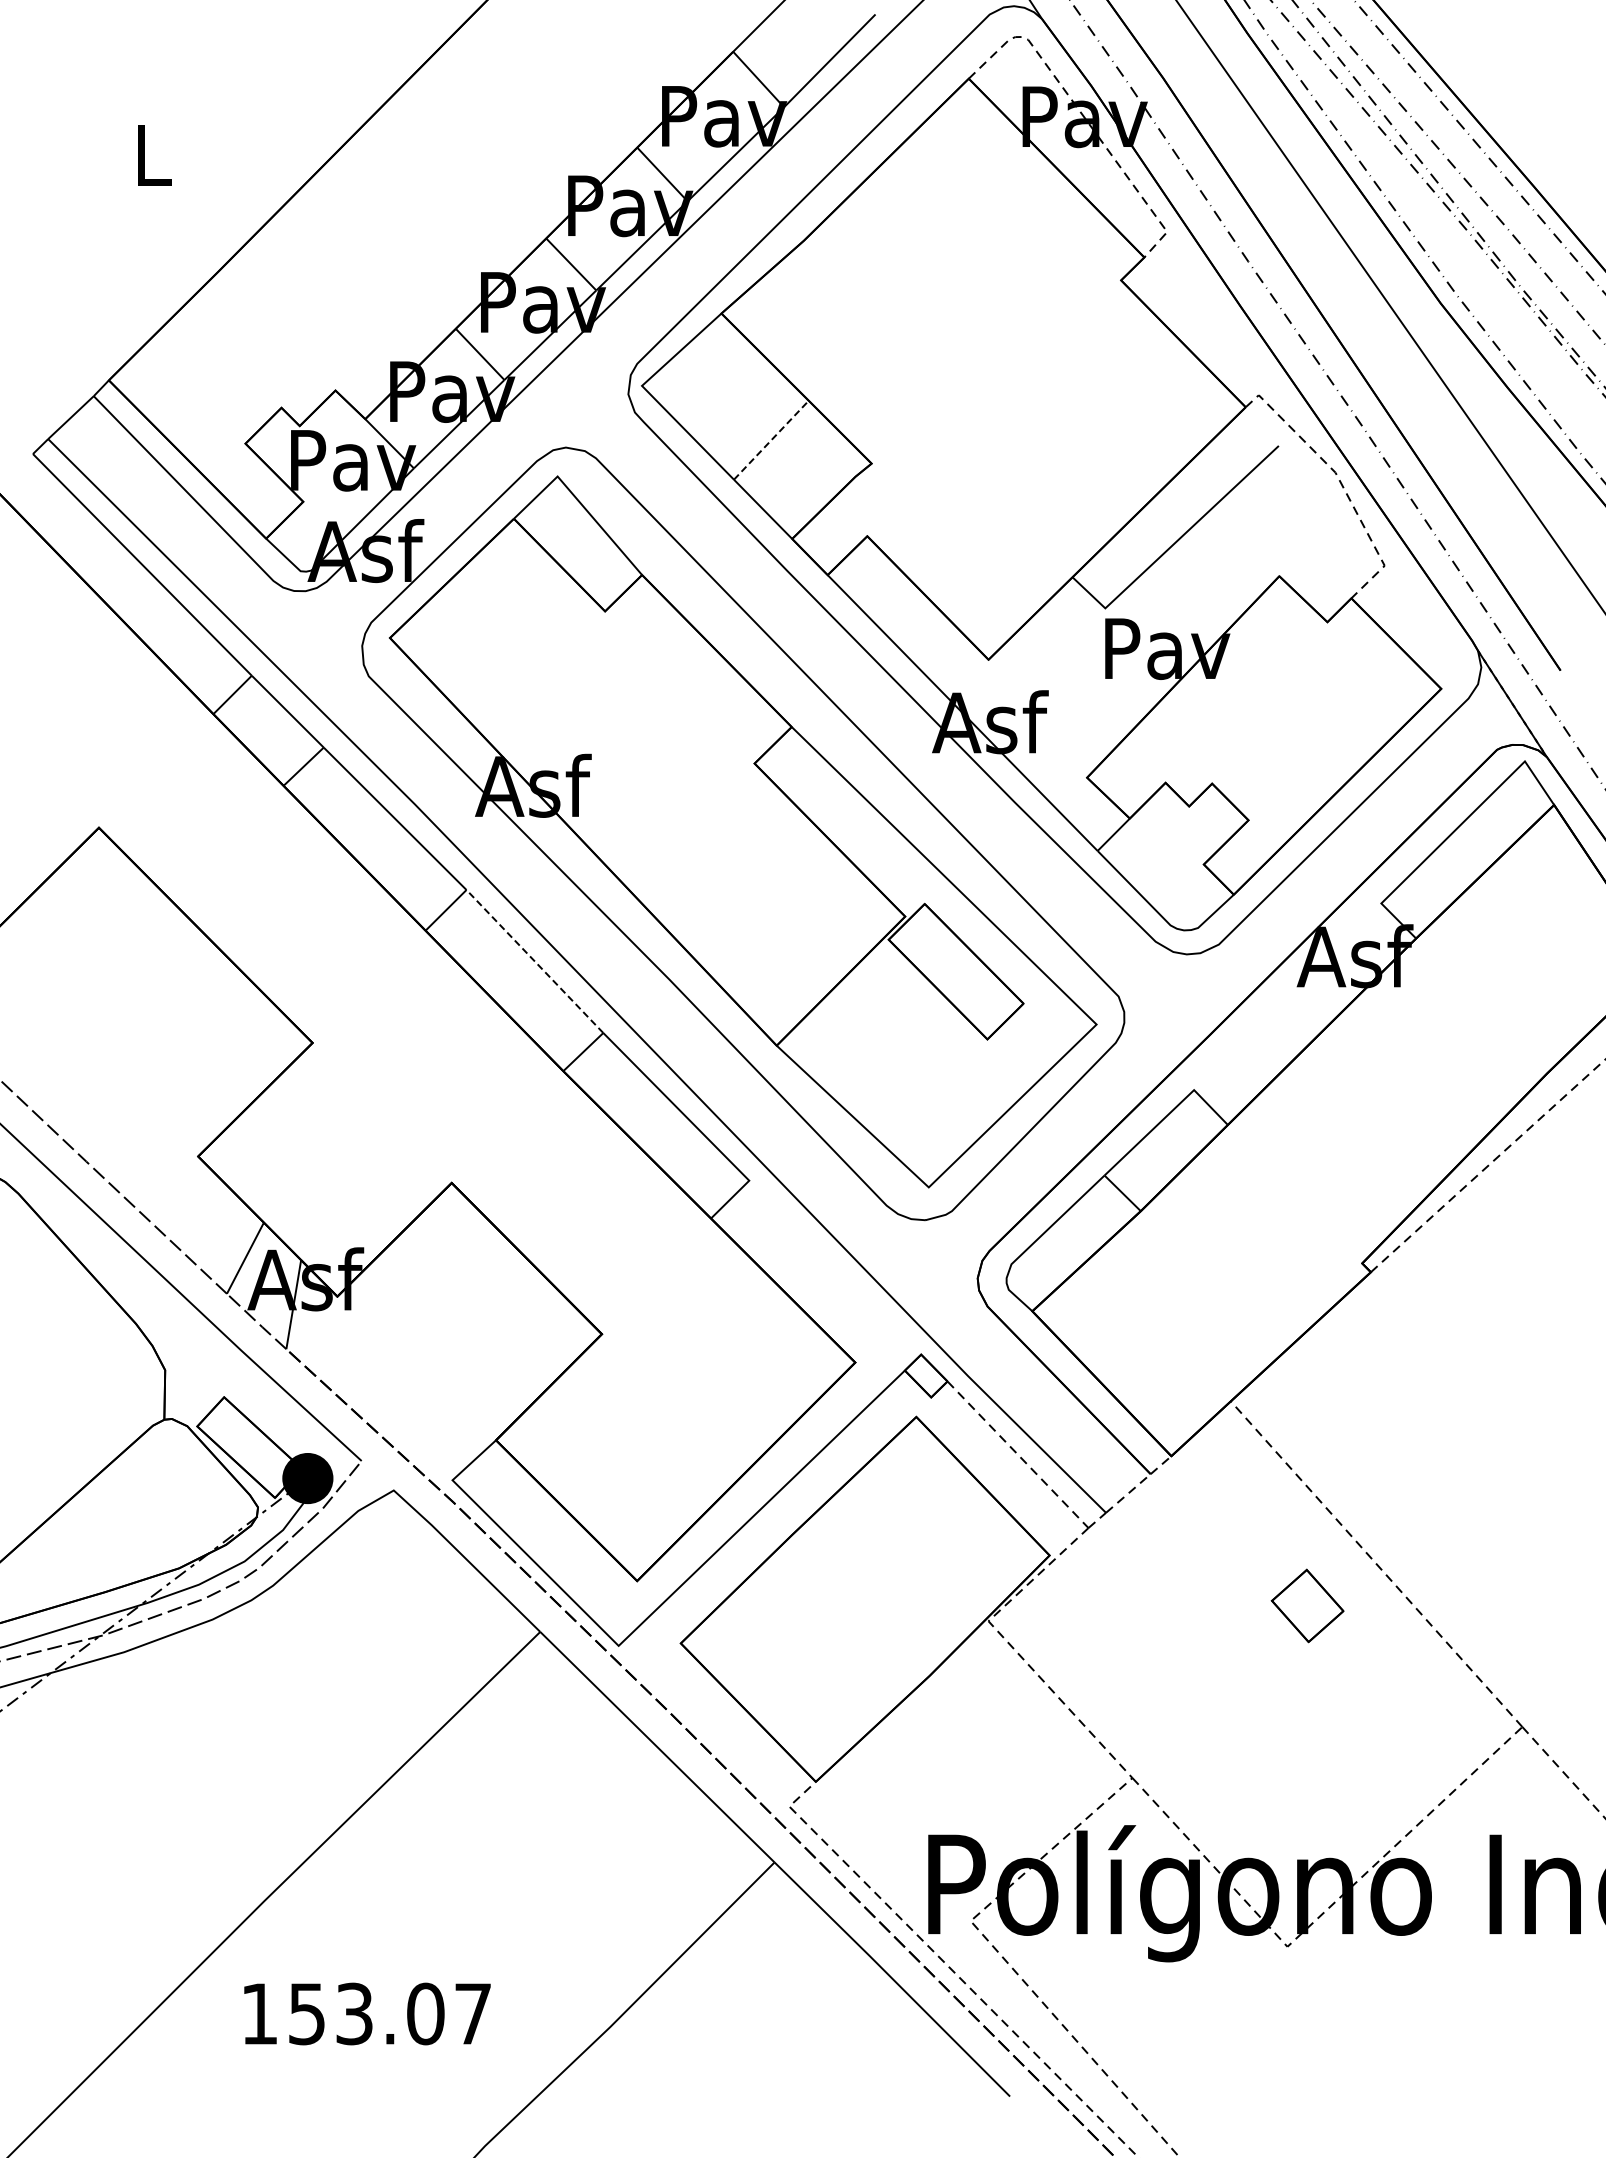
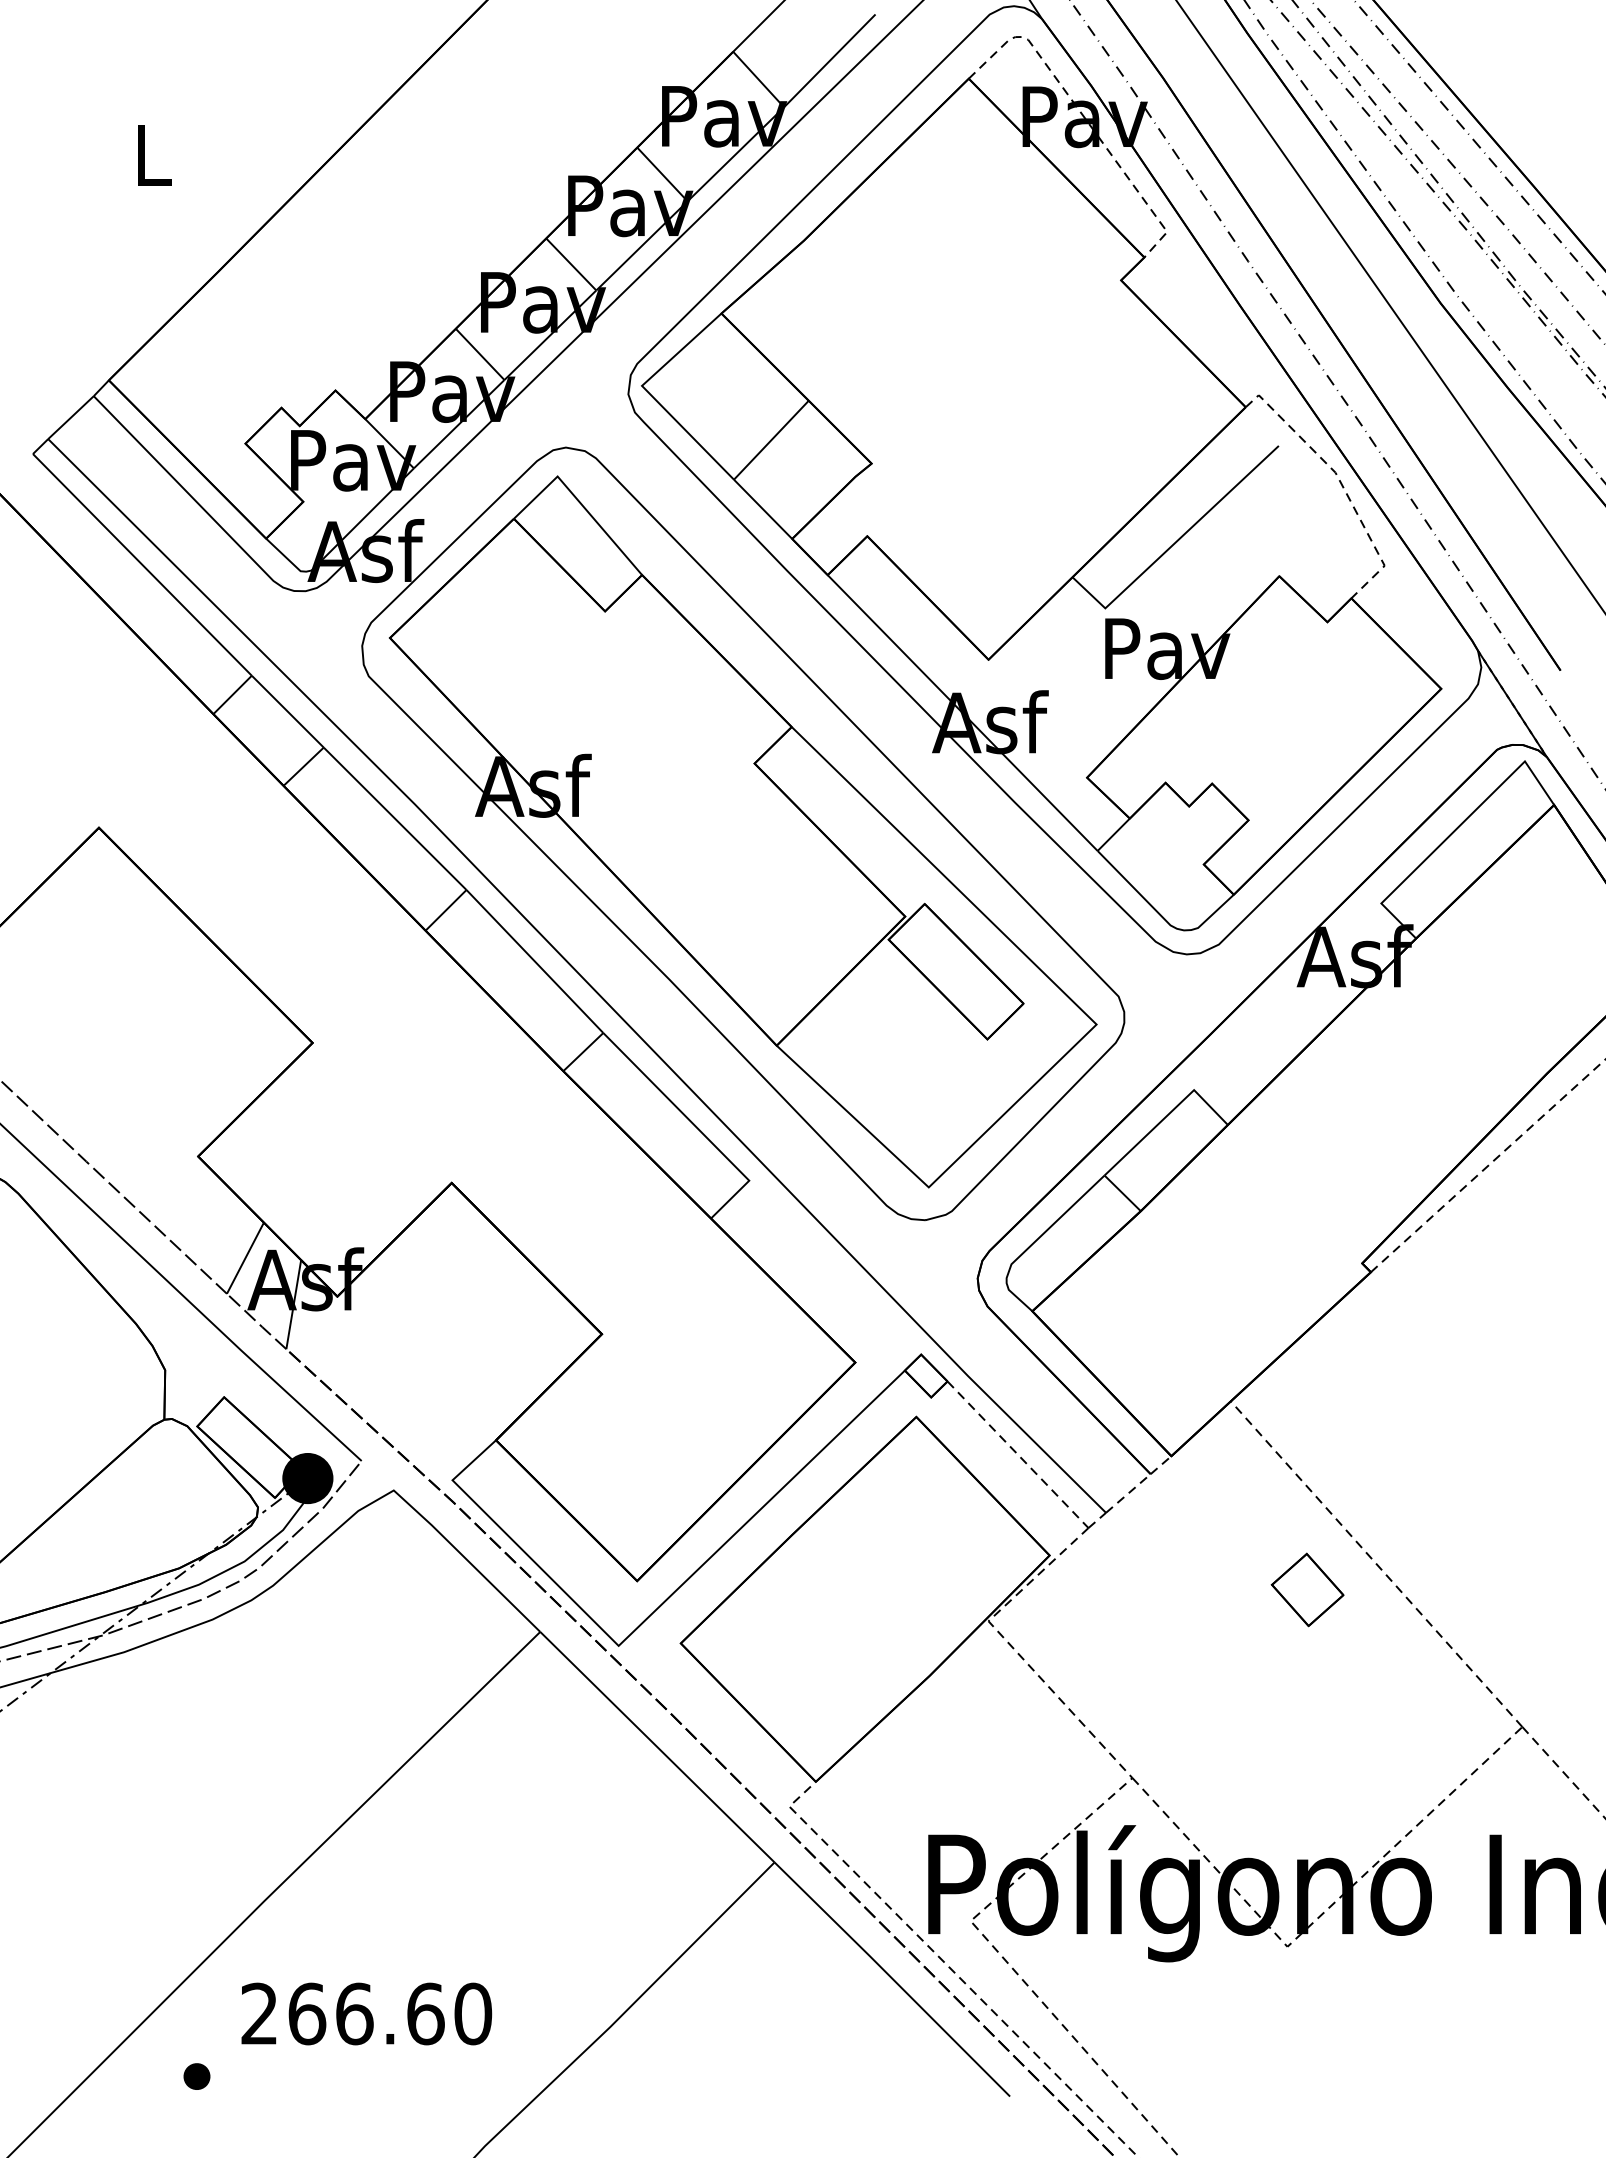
line: dashed -> solid (771, 439)
line: dashed -> solid (534, 961)
part position: (1307, 1605) -> (1307, 1589) (1307, 1589)
text: 153.07 -> 266.60 (366, 2013)
part: none -> present (196, 2076)
